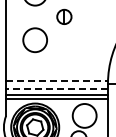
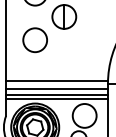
part size: 17x17 px -> 27x26 px (64, 16)
line: dashed -> solid (57, 80)
line: dashed -> solid (57, 88)
